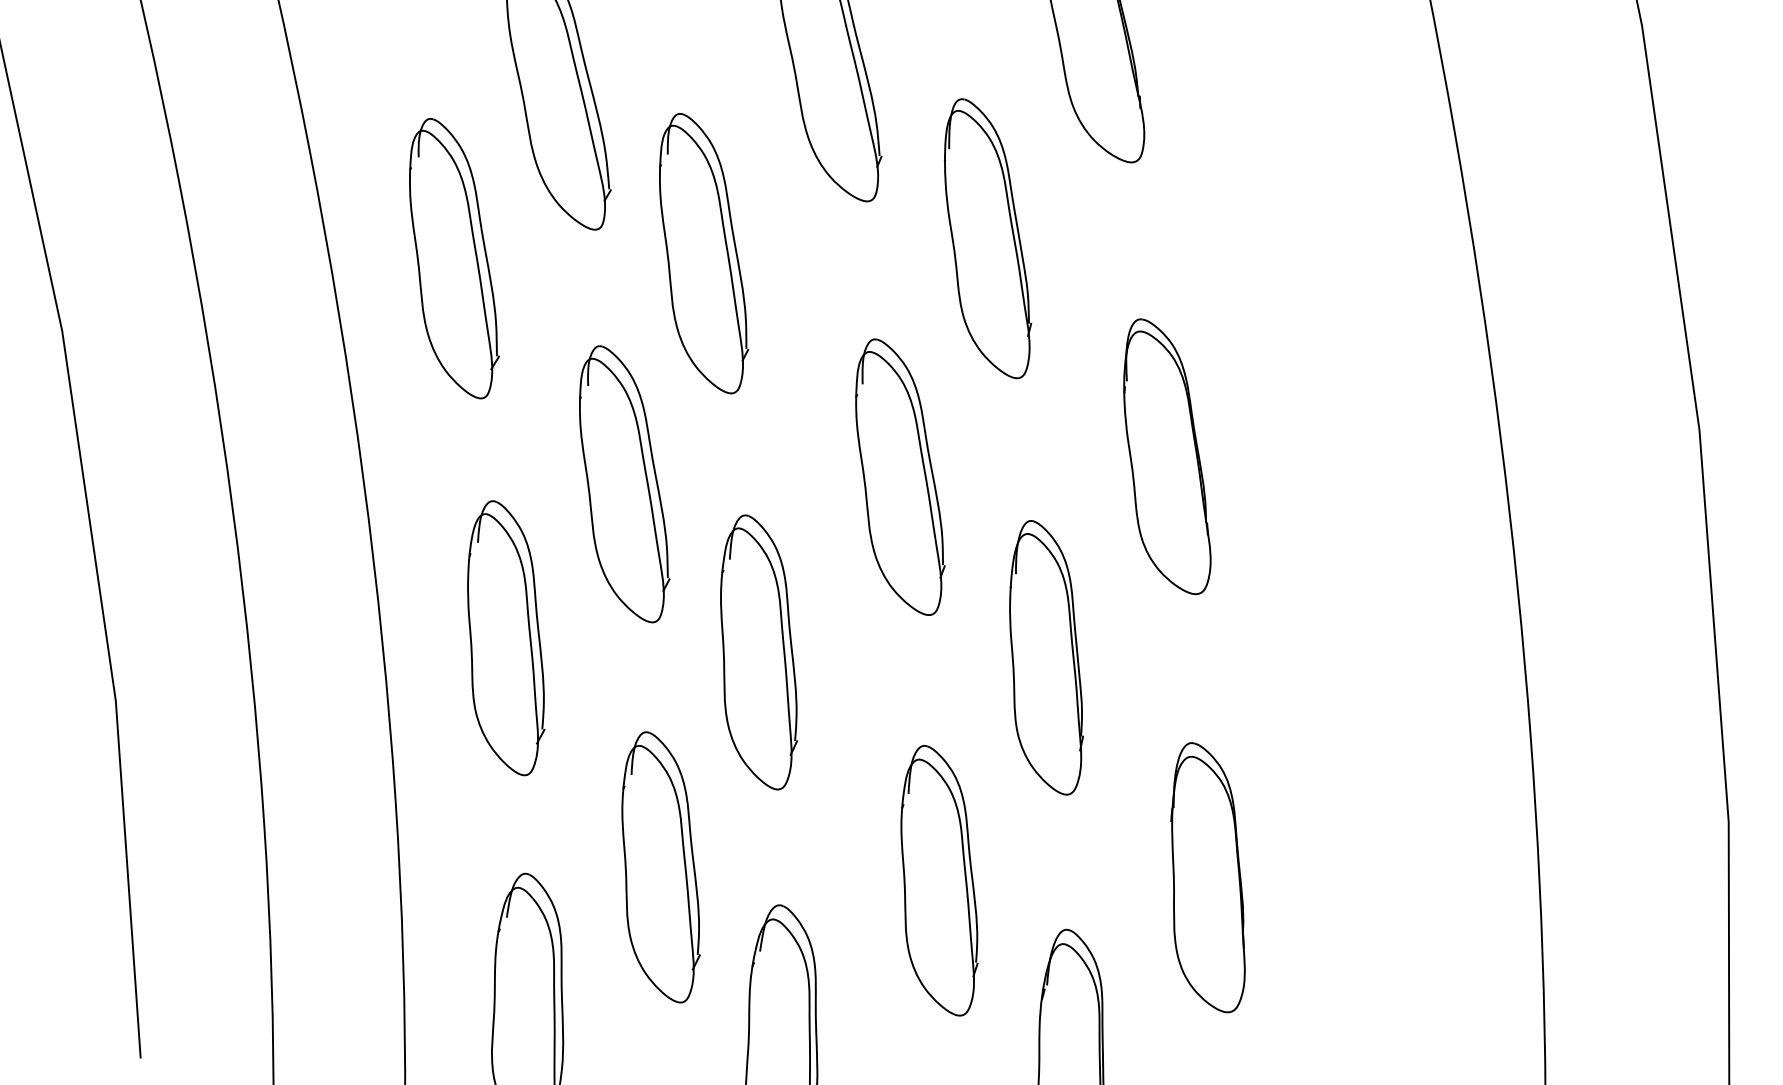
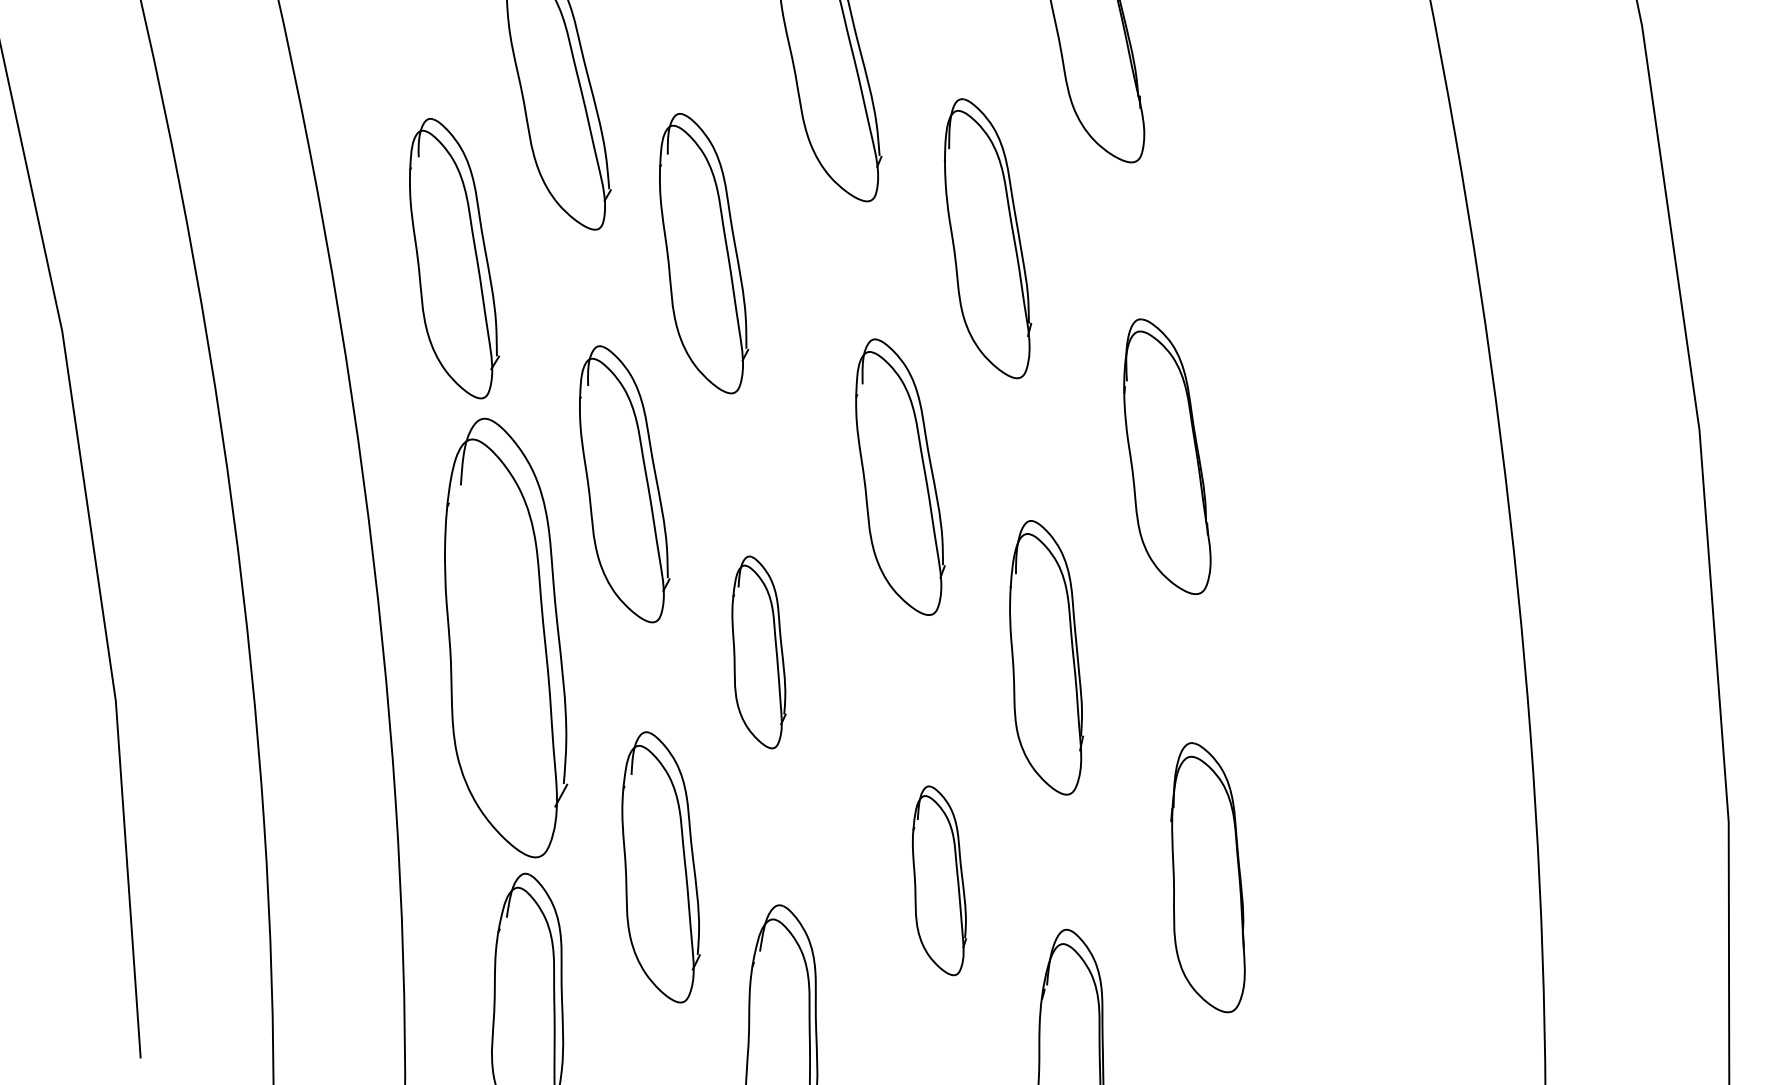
part size: 79x277 px -> 125x442 px (506, 637)
part size: 78x277 px -> 56x195 px (758, 652)
part size: 79x272 px -> 55x192 px (939, 880)
